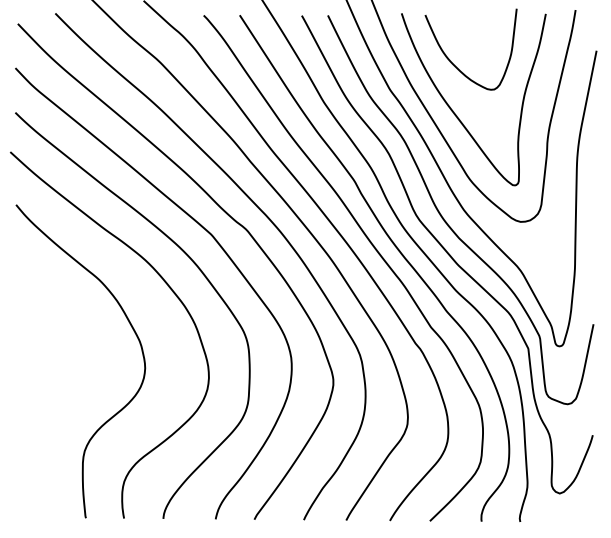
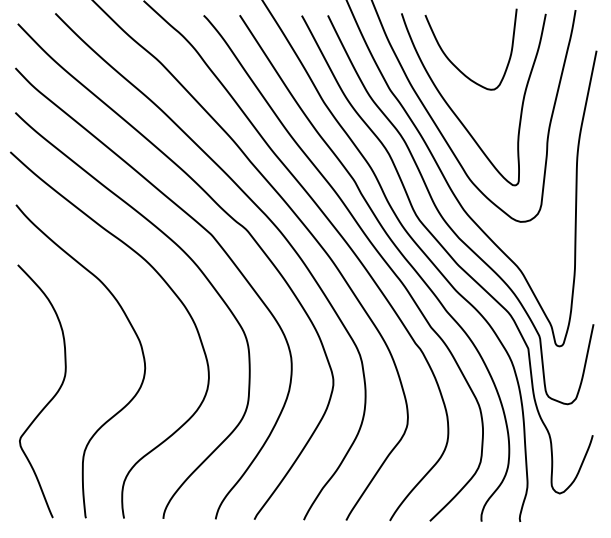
curve: none -> present (50, 399)
